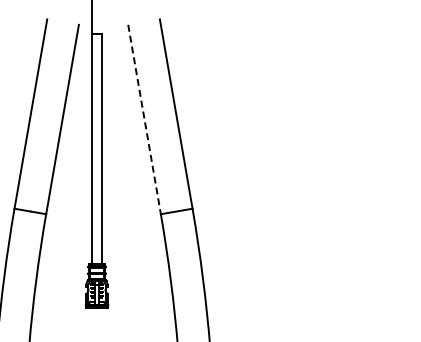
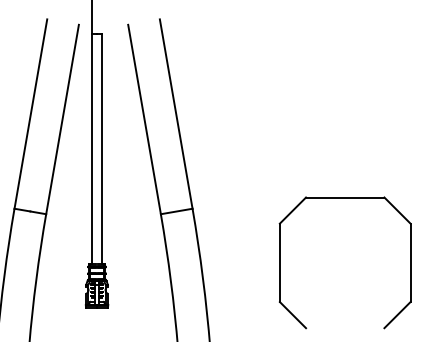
line: dashed -> solid (144, 120)
part: none -> present (344, 198)
